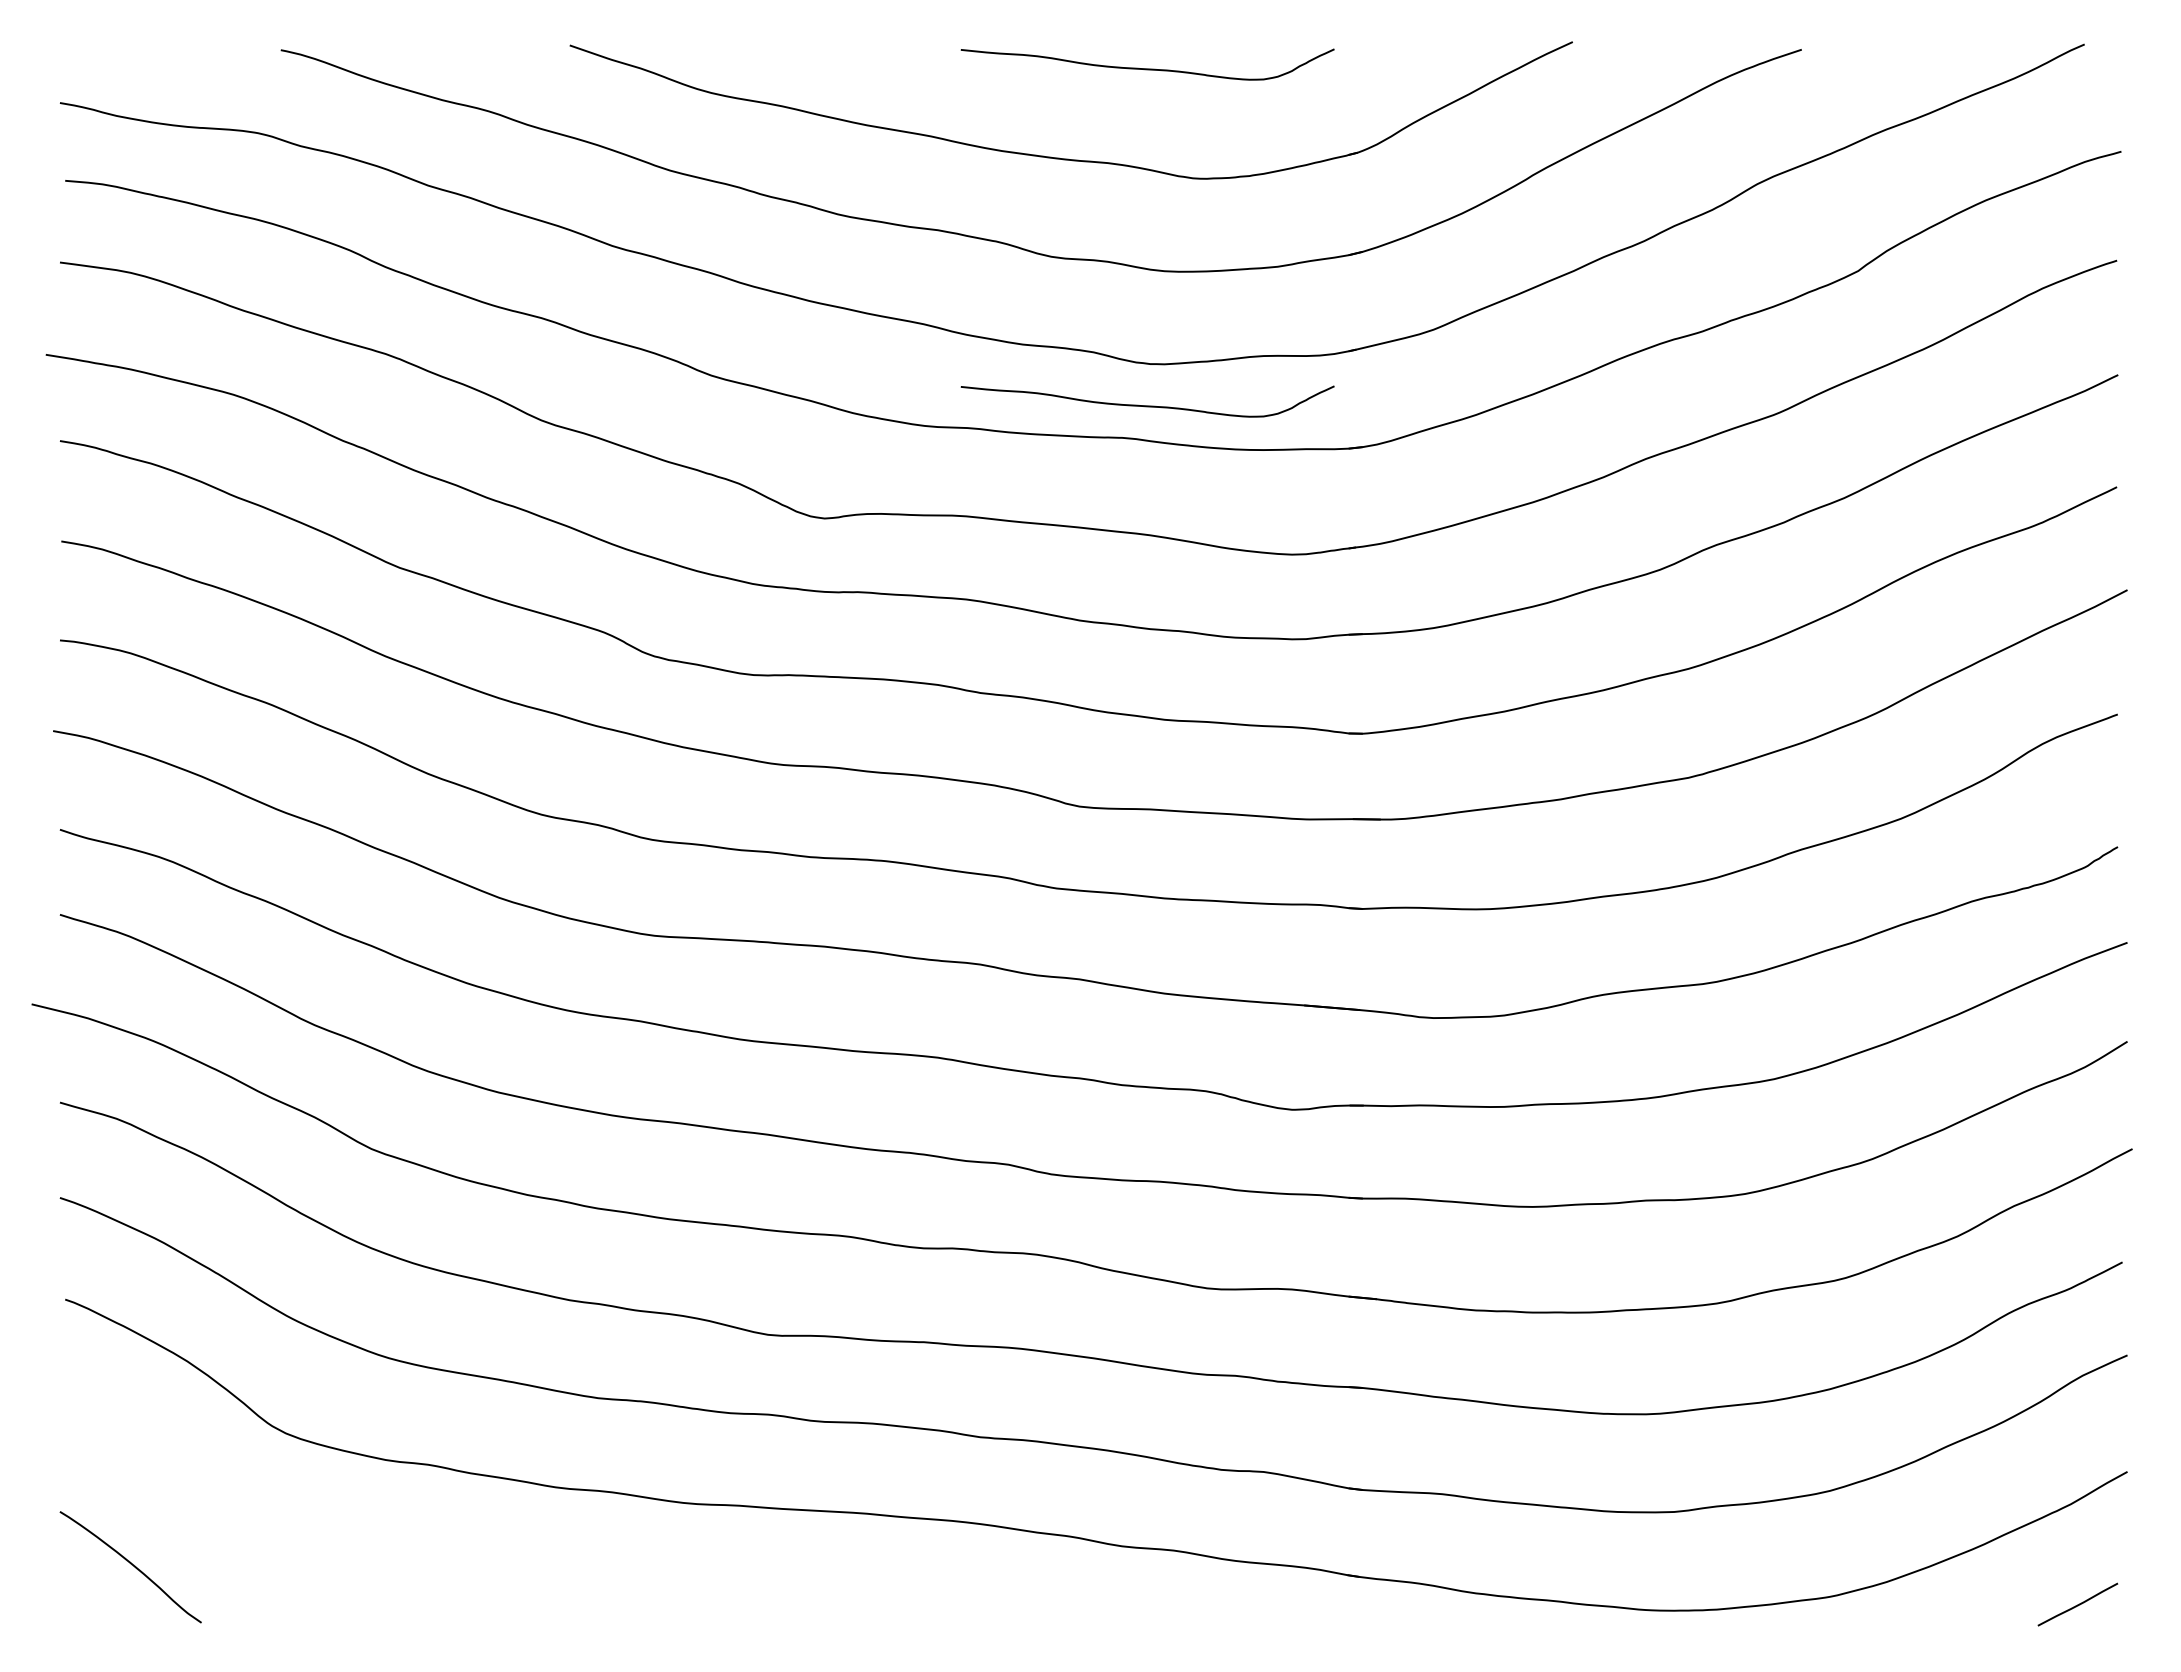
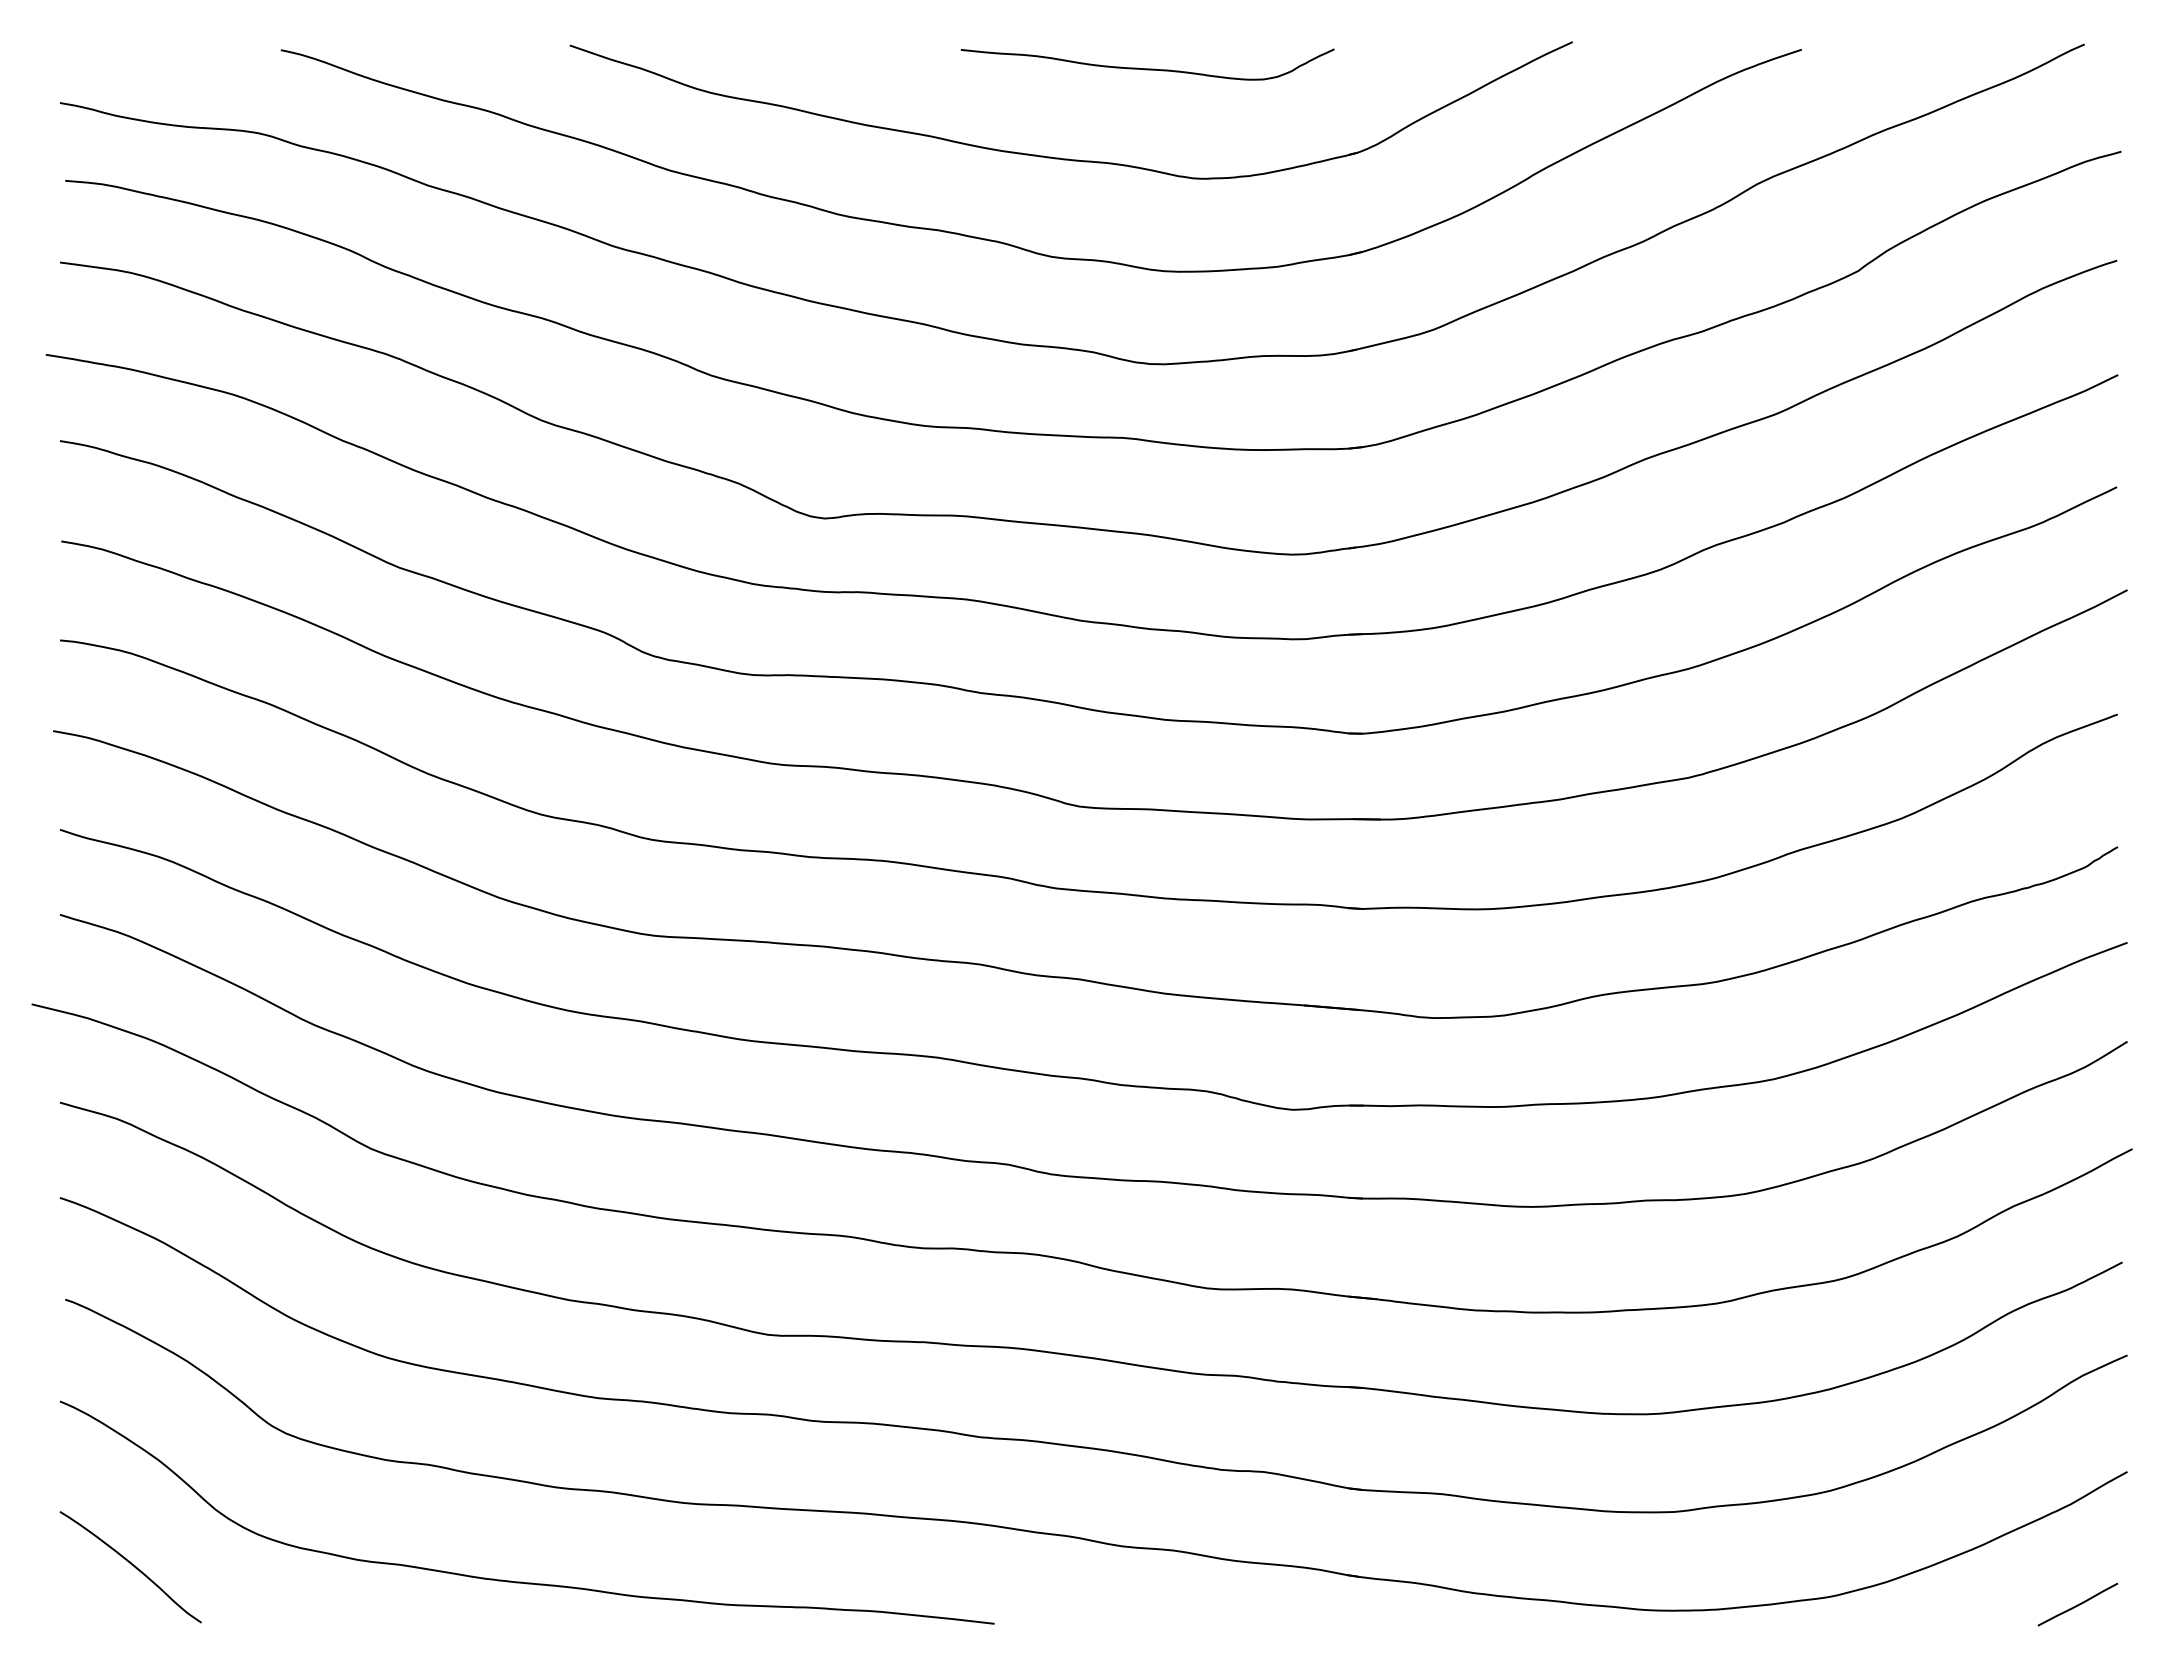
curve: present -> none (1147, 405)
curve: none -> present (521, 1581)
